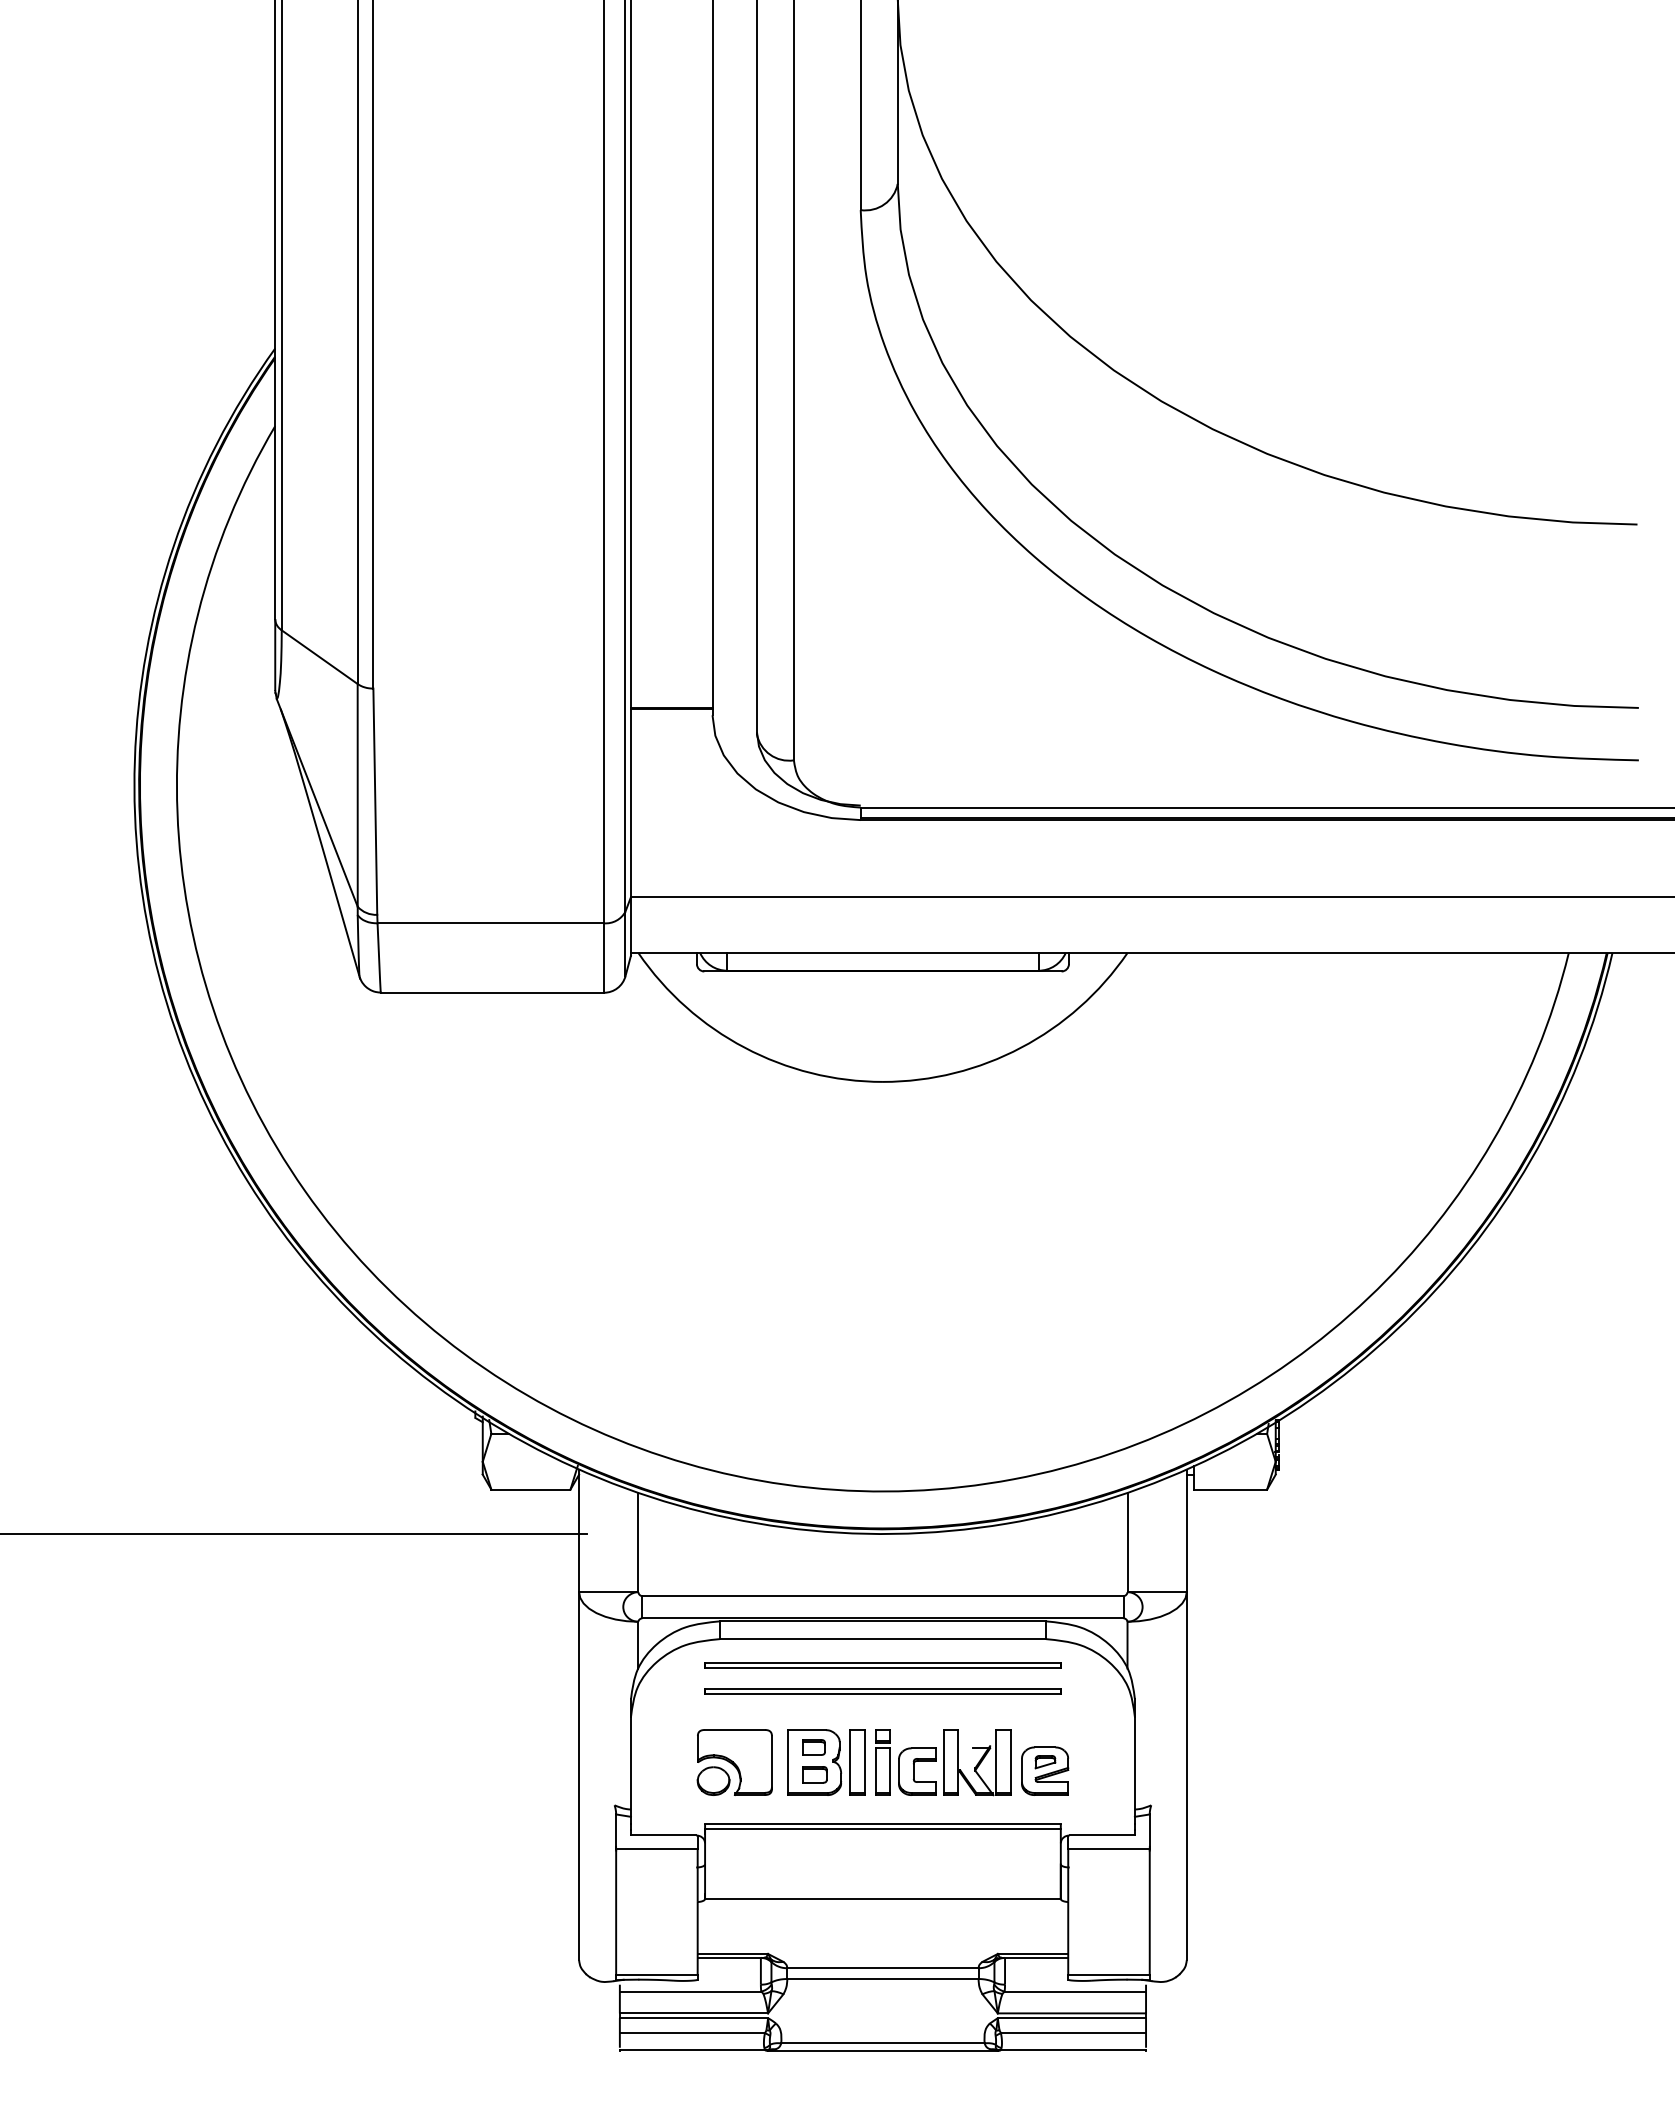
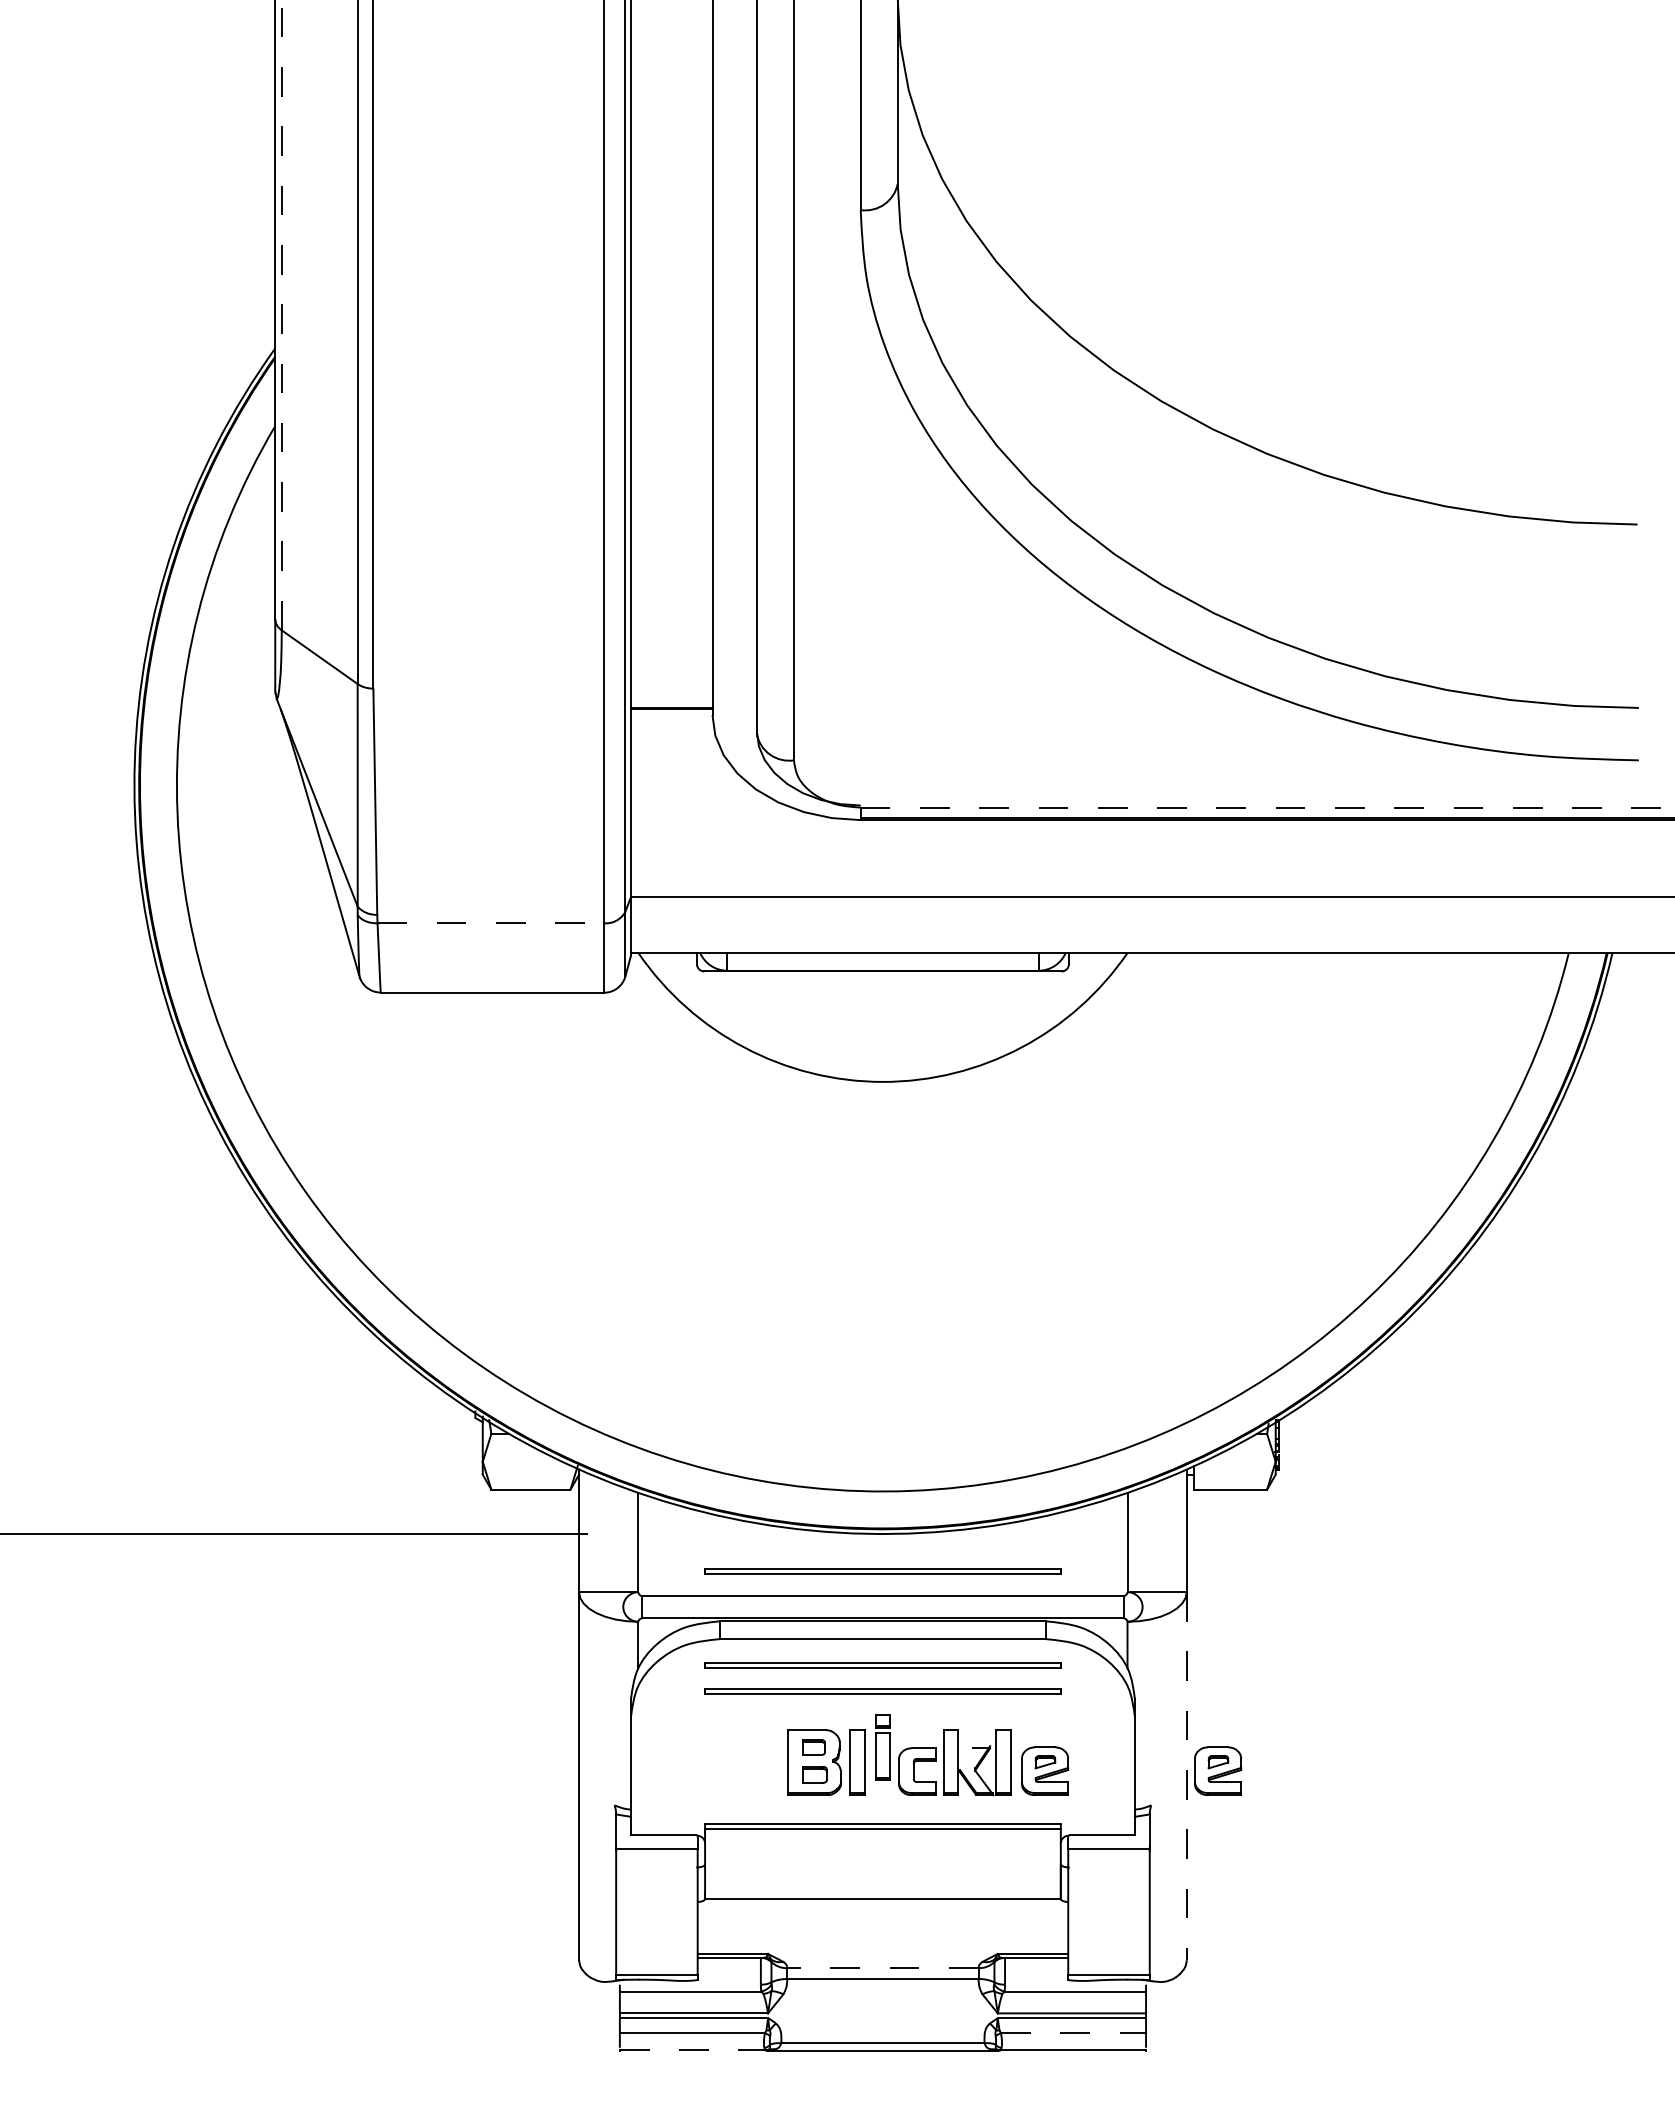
line: solid -> dashed (281, 315)
line: solid -> dashed (1267, 807)
line: solid -> dashed (491, 923)
part: none -> present (882, 1571)
part: present -> none (734, 1762)
part position: (882, 1762) -> (882, 1747) (882, 1747)
part: none -> present (1218, 1770)
line: solid -> dashed (1186, 1776)
line: solid -> dashed (882, 1968)
line: solid -> dashed (1073, 2033)
line: solid -> dashed (692, 2050)
